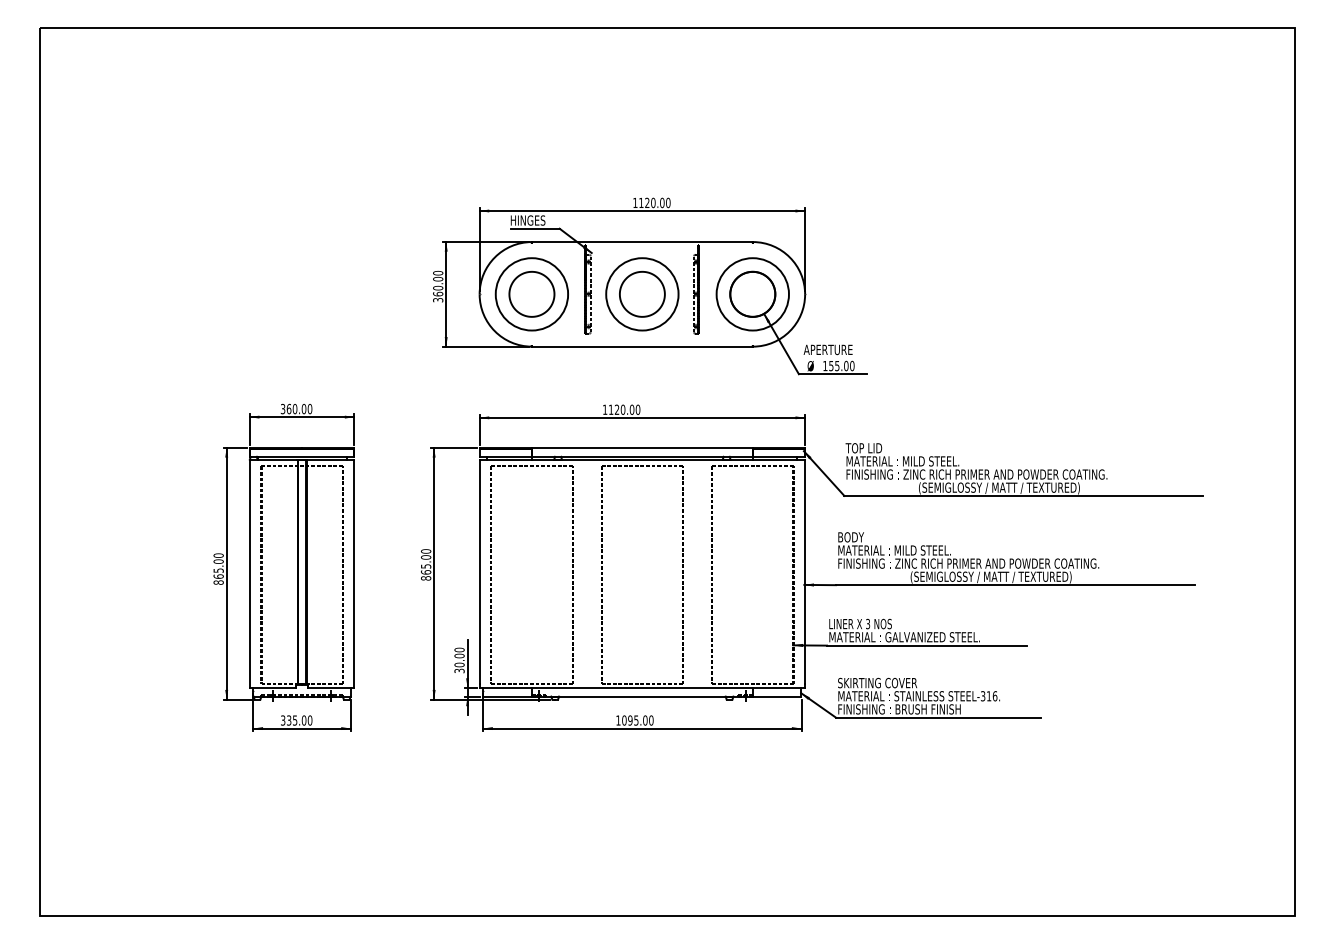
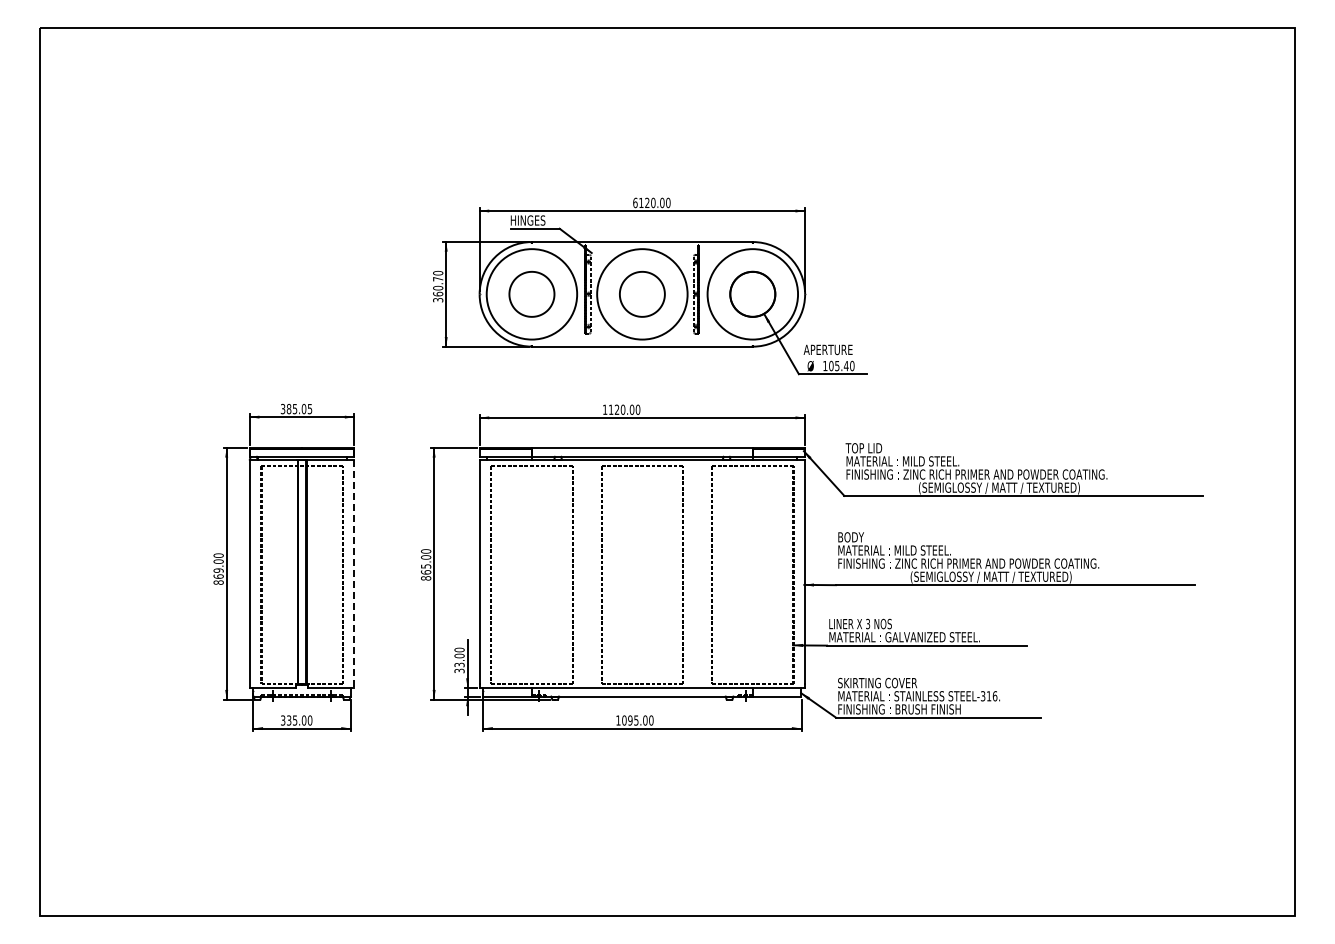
text: 1120.00 -> 6120.00 (635, 202)
text: 360.00 -> 360.70 (438, 278)
circle diameter: 72 px -> 90 px (531, 294)
circle diameter: 72 px -> 90 px (642, 294)
circle diameter: 72 px -> 90 px (752, 294)
text: 155.00 -> 105.40 (838, 365)
text: 360.00 -> 385.05 (299, 409)
text: 865.00 -> 869.00 (218, 570)
line: solid -> dashed (354, 574)
text: 30.00 -> 33.00 (459, 664)
